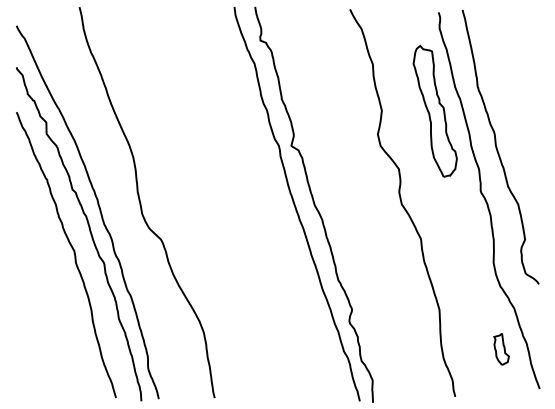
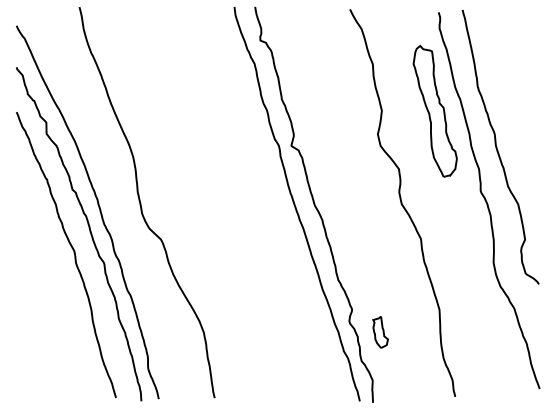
part position: (501, 349) -> (380, 332) (380, 332)
